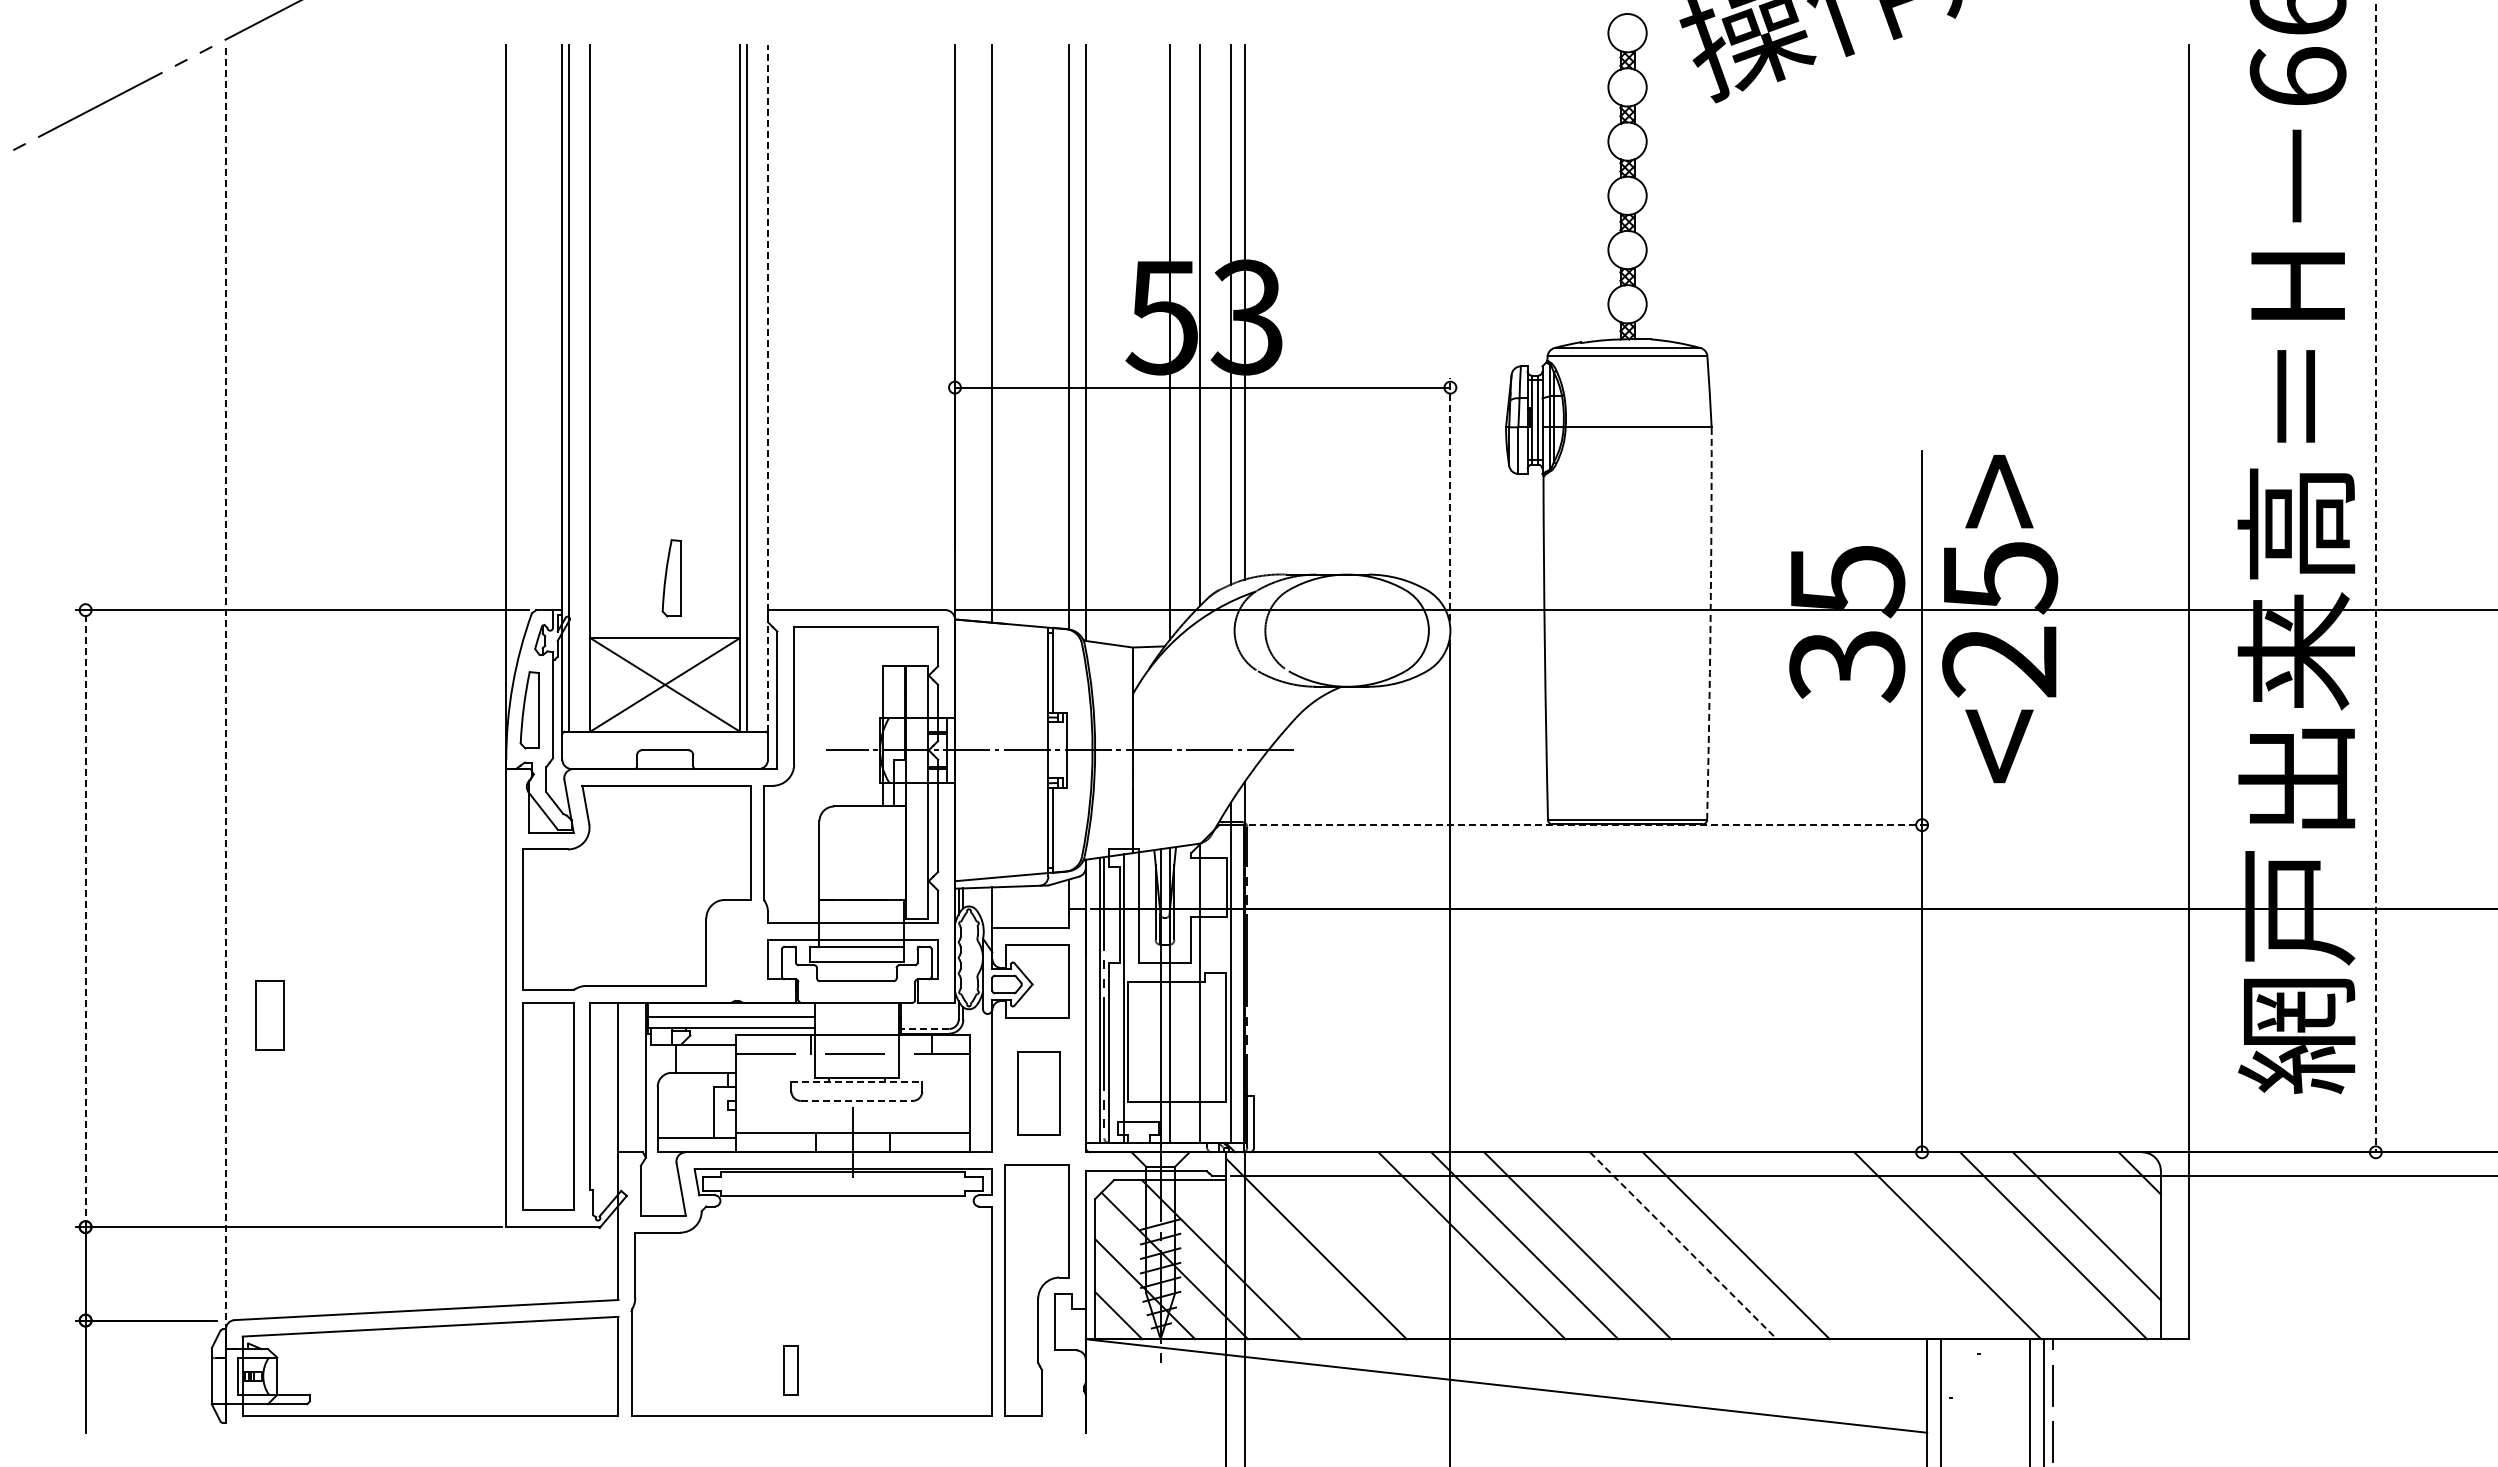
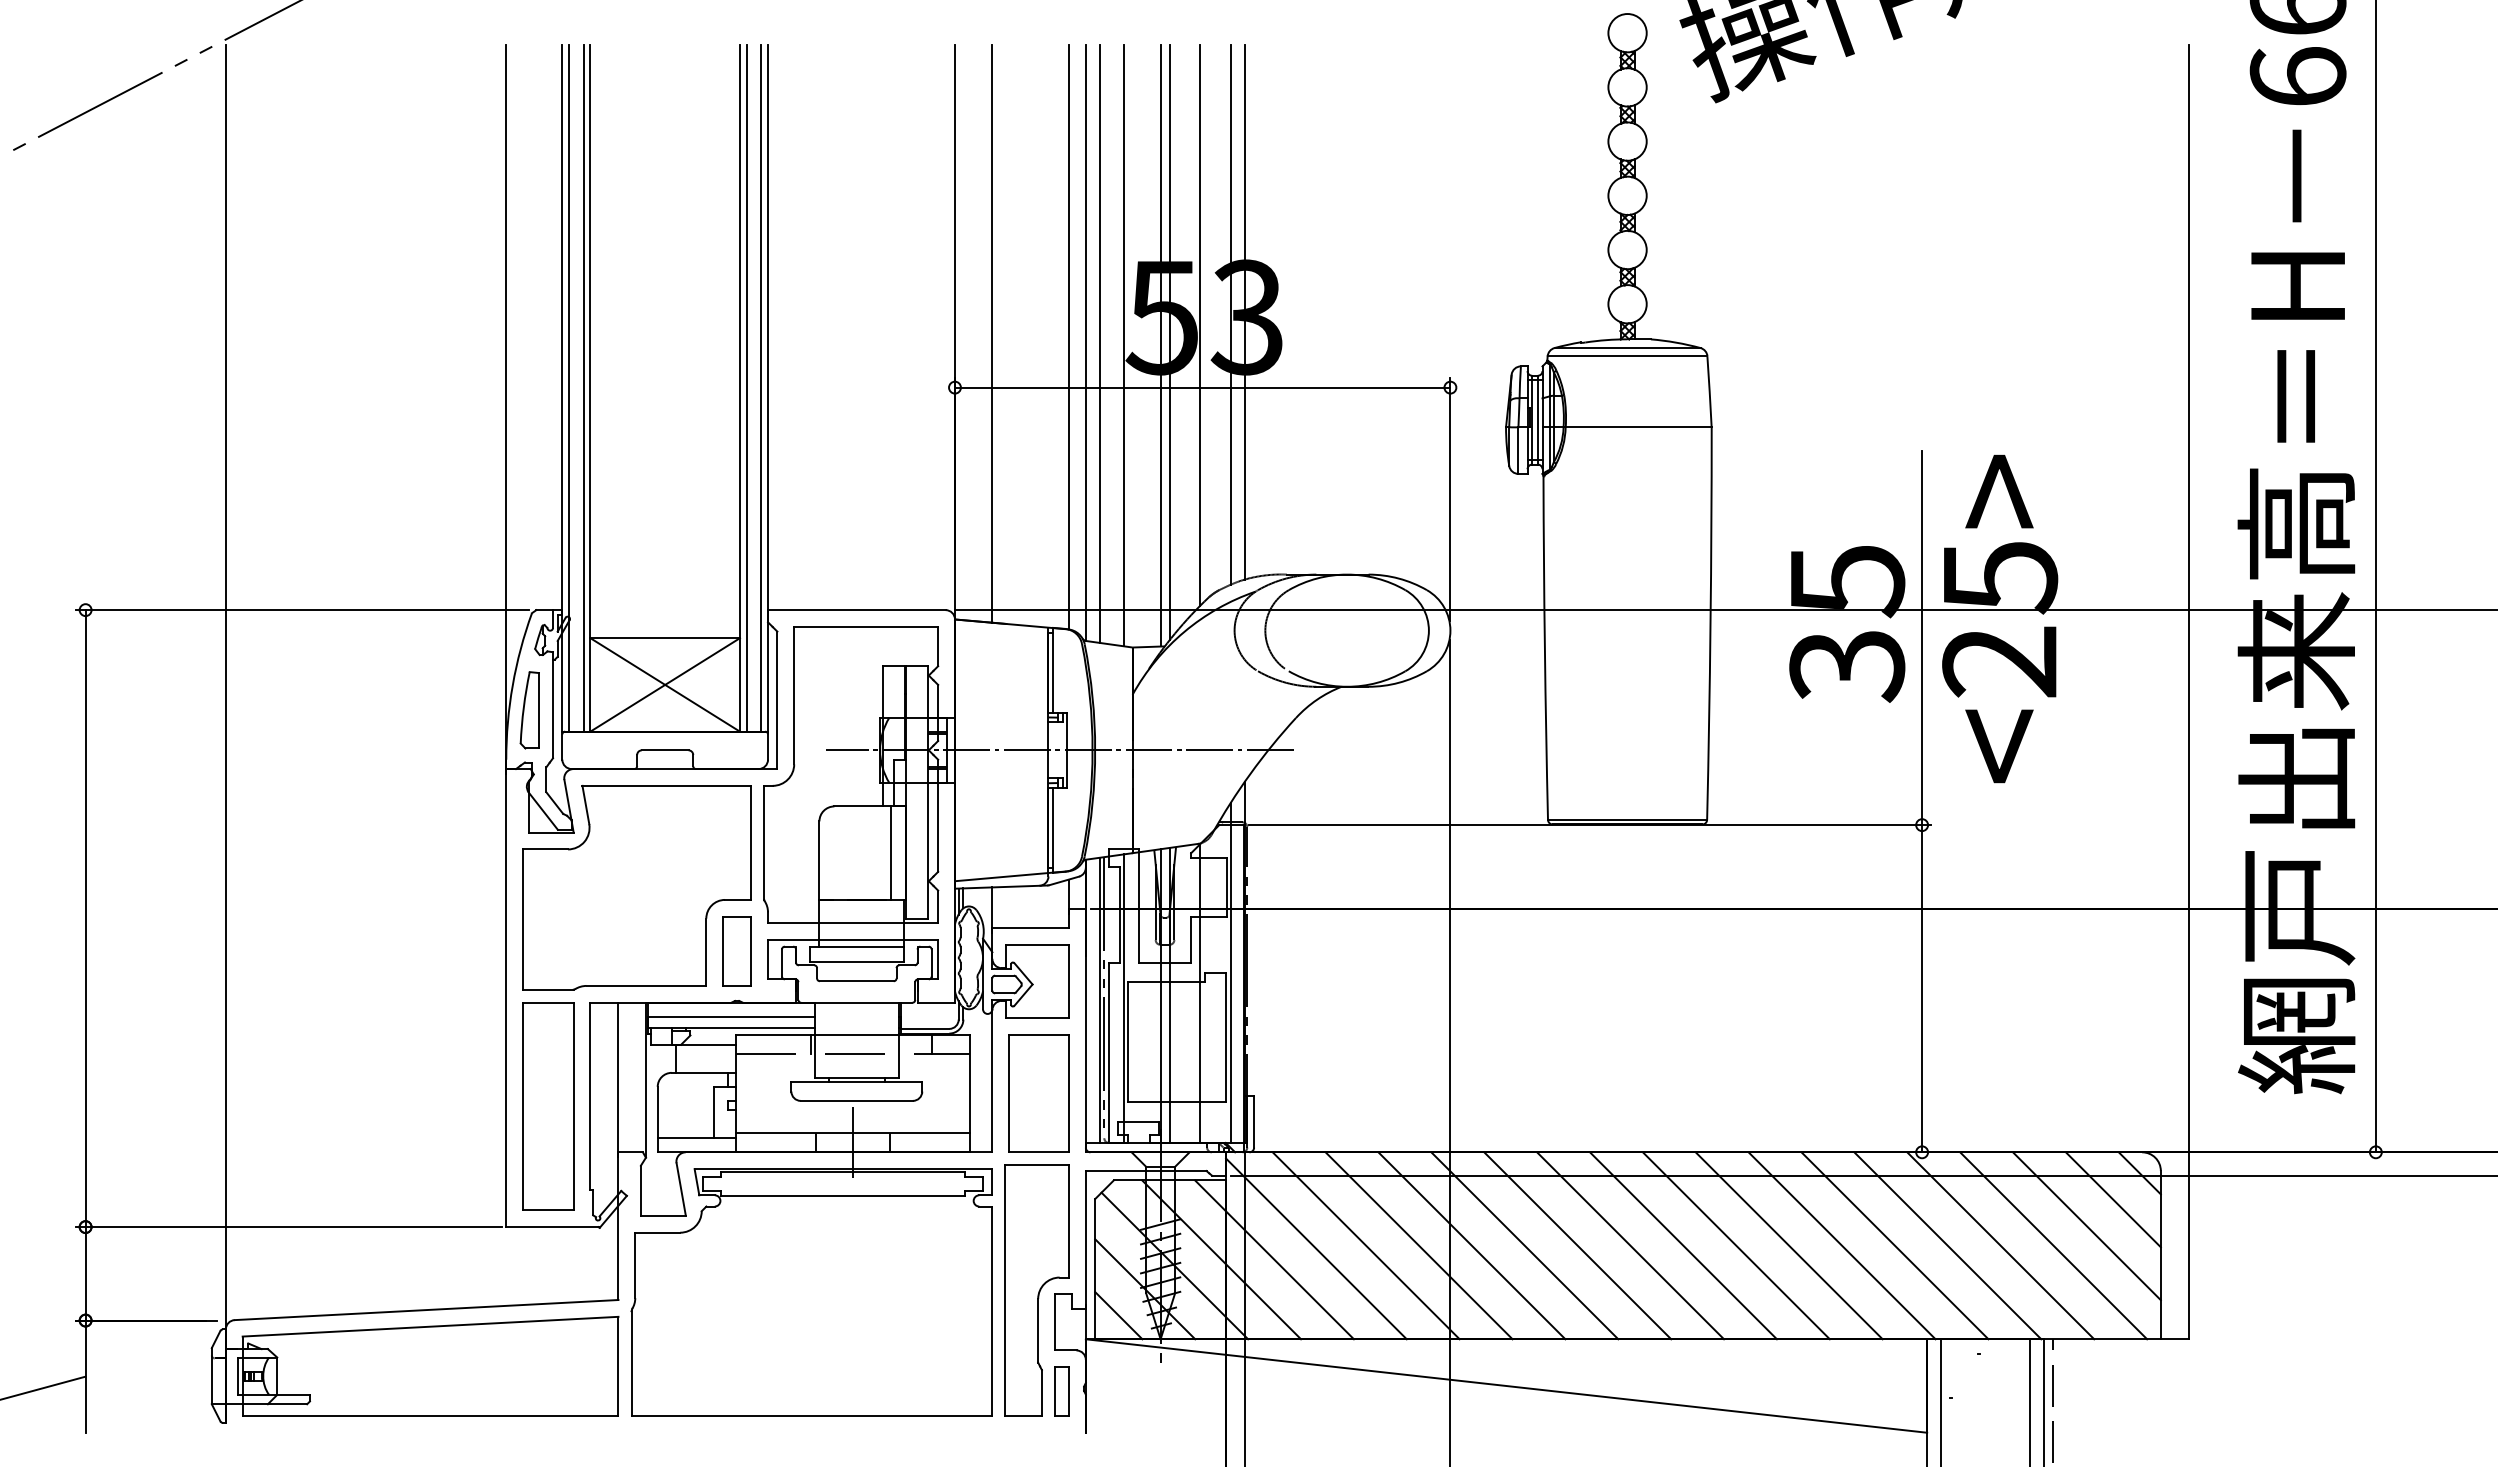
line: none -> present (1099, 343)
line: none -> present (1124, 345)
line: none -> present (1161, 345)
line: none -> present (583, 387)
line: none -> present (761, 387)
line: dashed -> solid (768, 388)
line: dashed -> solid (1450, 499)
line: dashed -> solid (2375, 576)
part: present -> none (671, 578)
arc: dashed -> solid (1710, 623)
line: dashed -> solid (225, 687)
line: dashed -> solid (1590, 825)
line: none -> present (891, 852)
line: dashed -> solid (85, 918)
part position: (269, 1015) -> (736, 951) (736, 951)
line: dashed -> solid (924, 1028)
line: dashed -> solid (857, 1082)
part size: 44x85 px -> 62x119 px (1038, 1093)
line: dashed -> solid (857, 1100)
line: none -> present (2112, 1199)
line: none -> present (1365, 1245)
line: none -> present (1418, 1245)
line: none -> present (1630, 1245)
line: none -> present (1788, 1245)
line: none -> present (1841, 1245)
line: none -> present (1894, 1245)
line: none -> present (2000, 1245)
line: dashed -> solid (1683, 1246)
line: none -> present (1274, 1259)
part position: (790, 1370) -> (1061, 1391) (1061, 1391)
line: none -> present (43, 1387)
